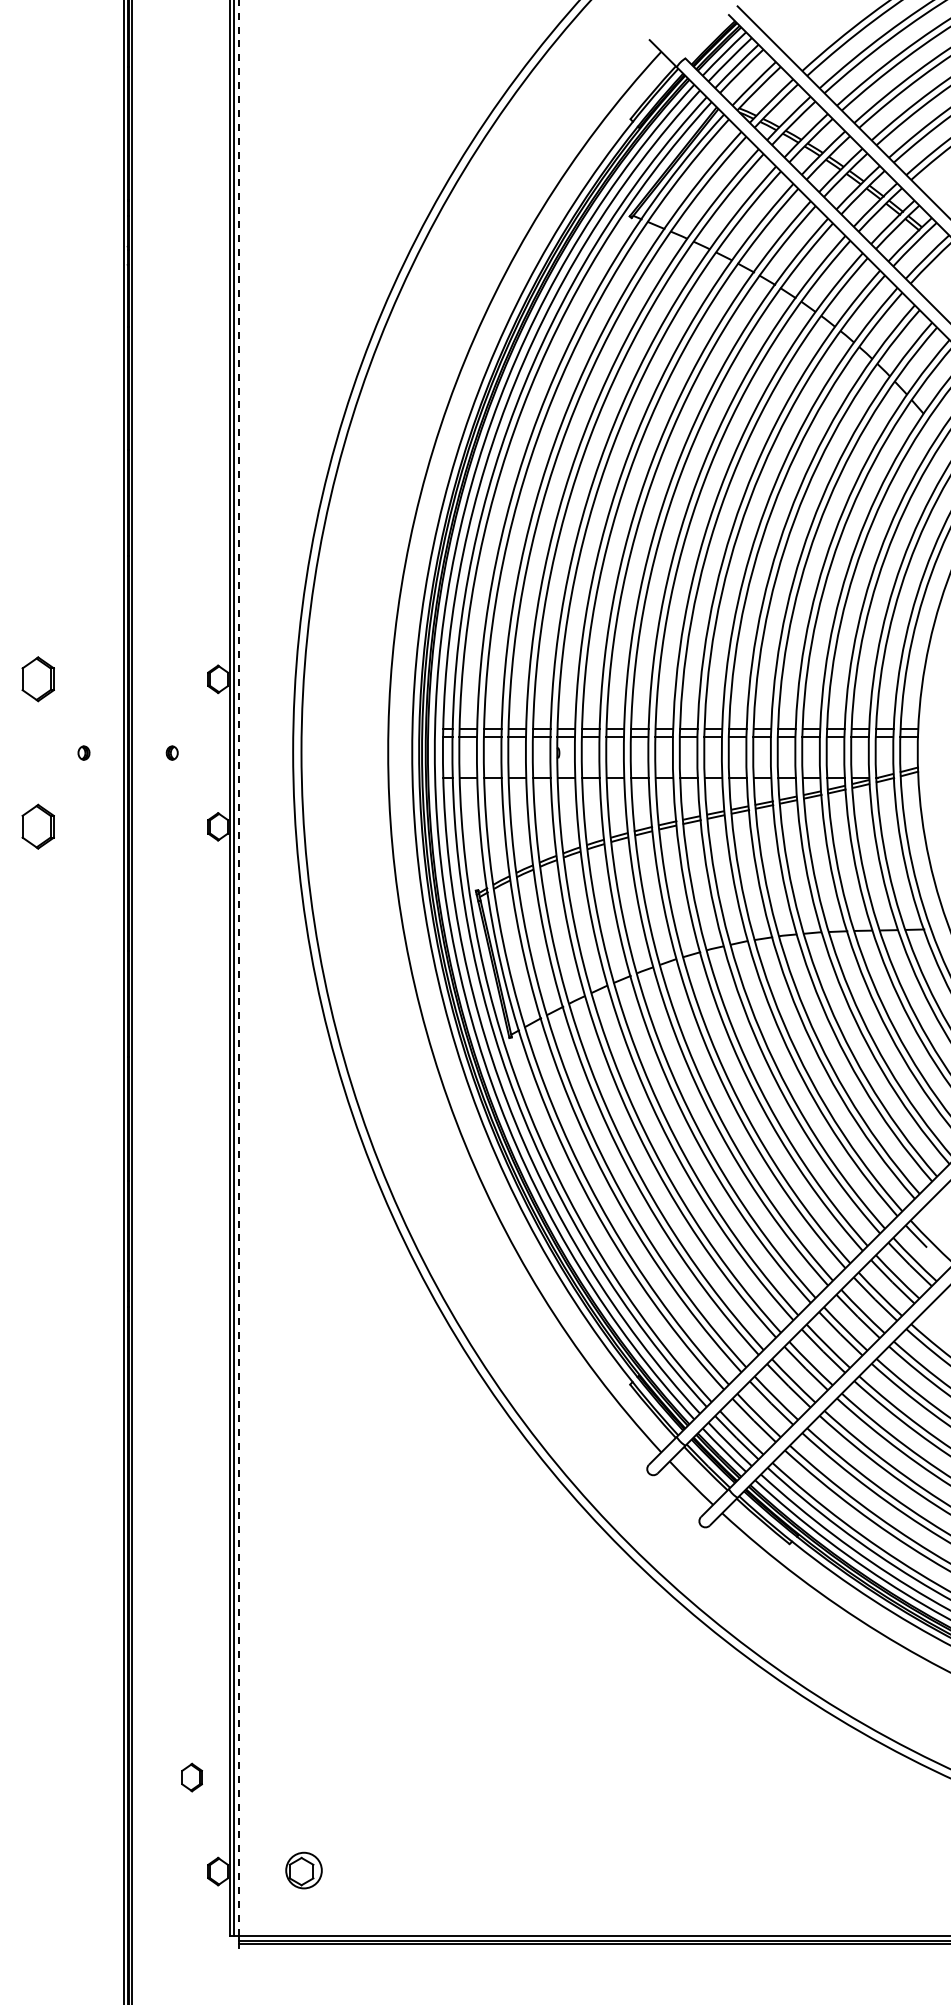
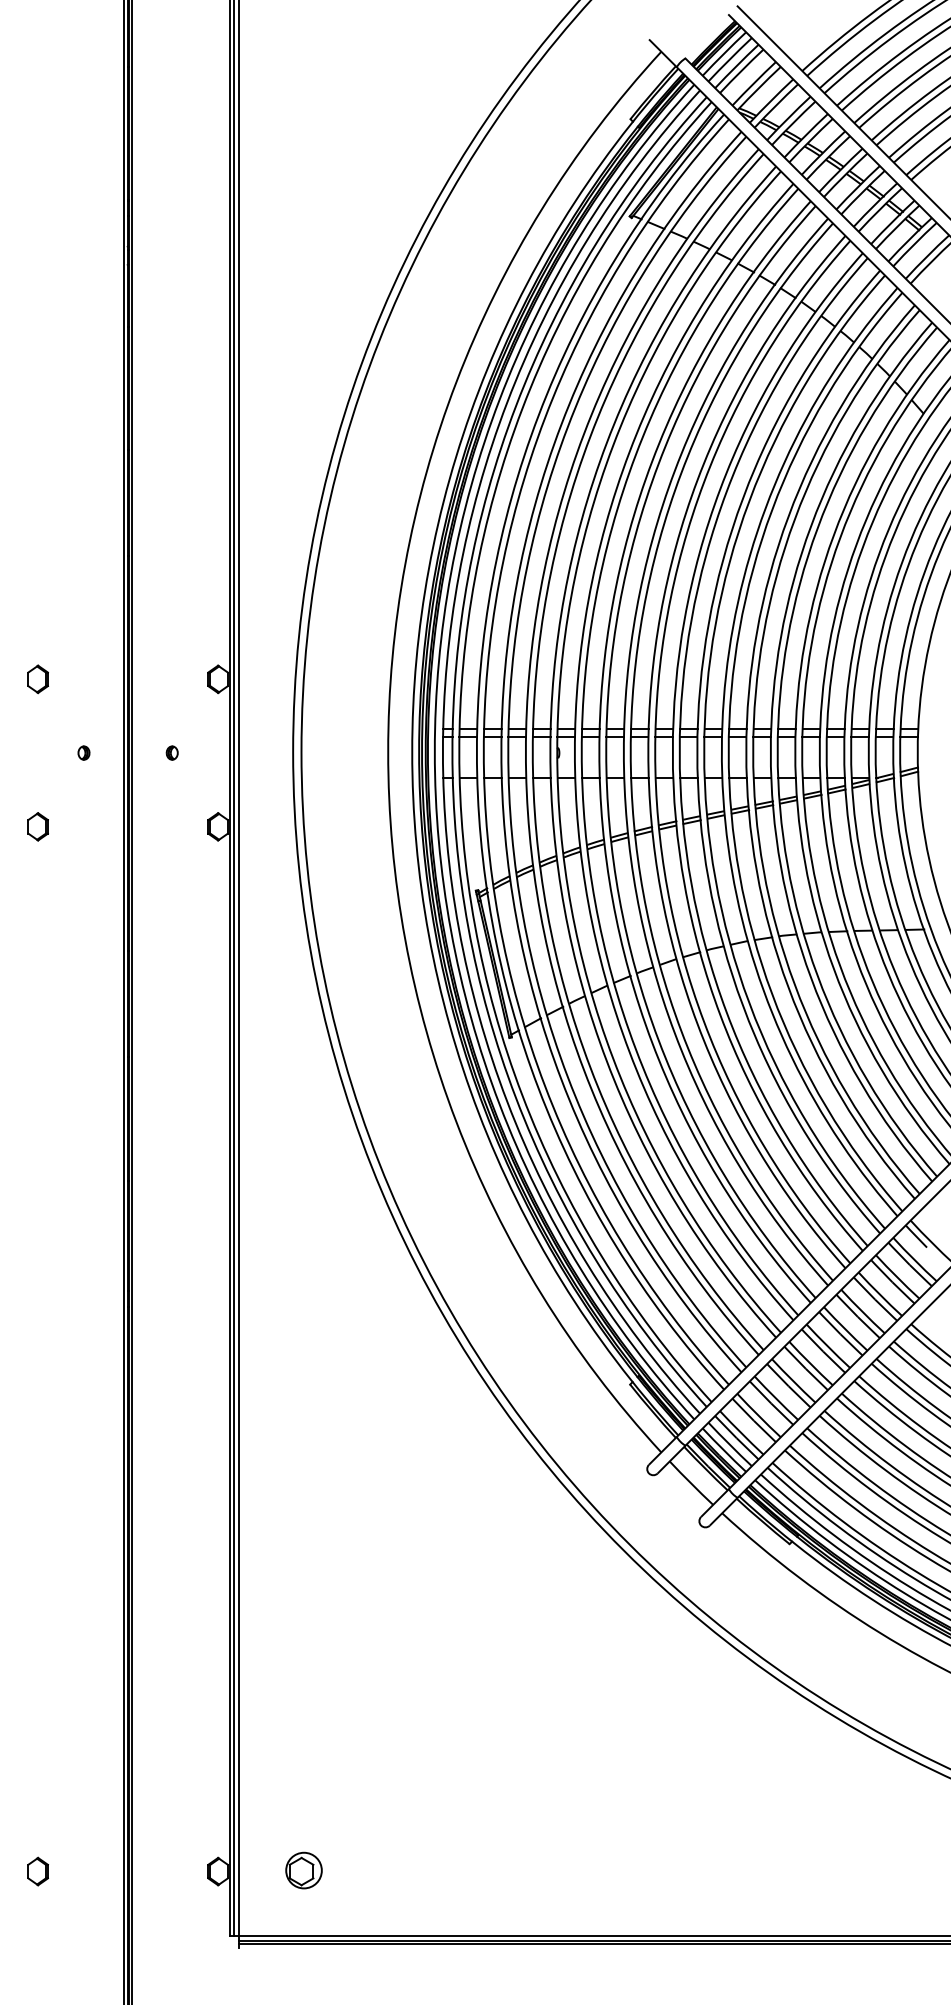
part size: 34x47 px -> 22x31 px (37, 679)
part size: 34x47 px -> 22x30 px (37, 826)
line: dashed -> solid (238, 968)
part position: (191, 1777) -> (37, 1871) (37, 1871)
